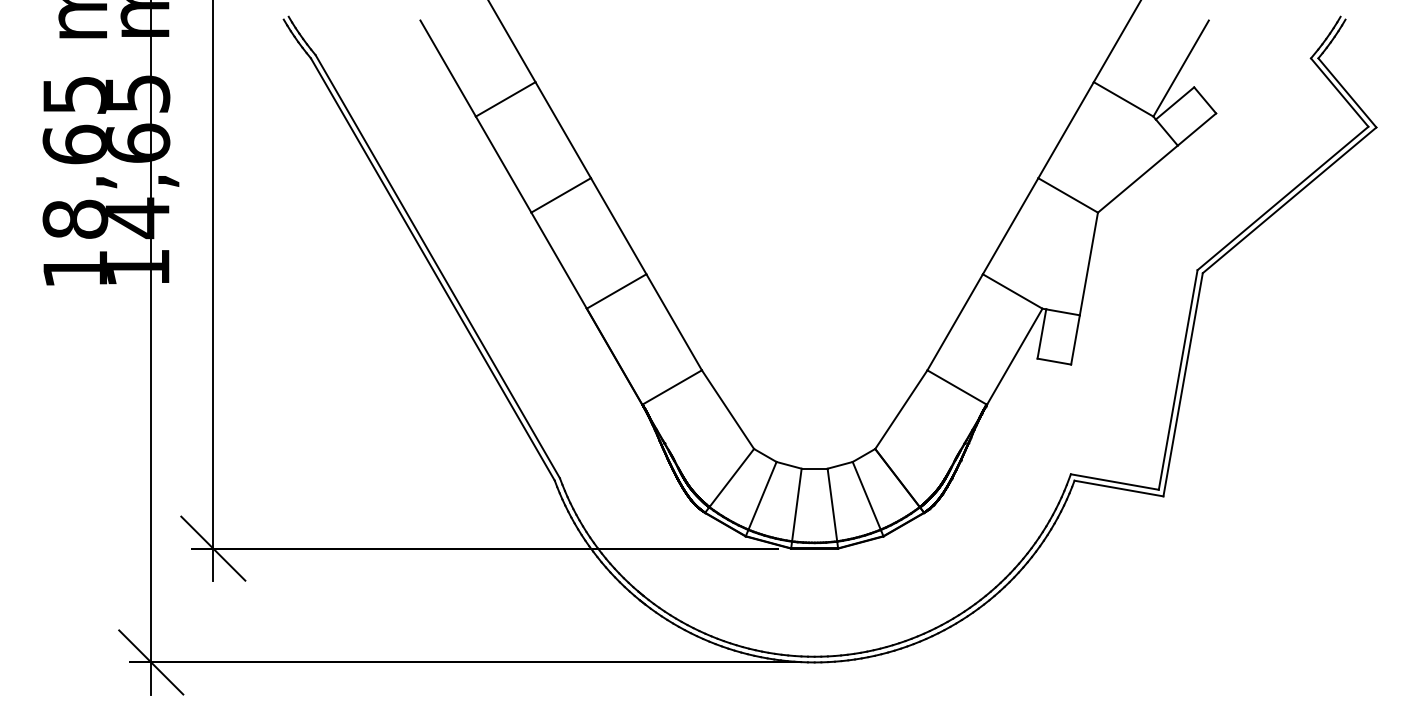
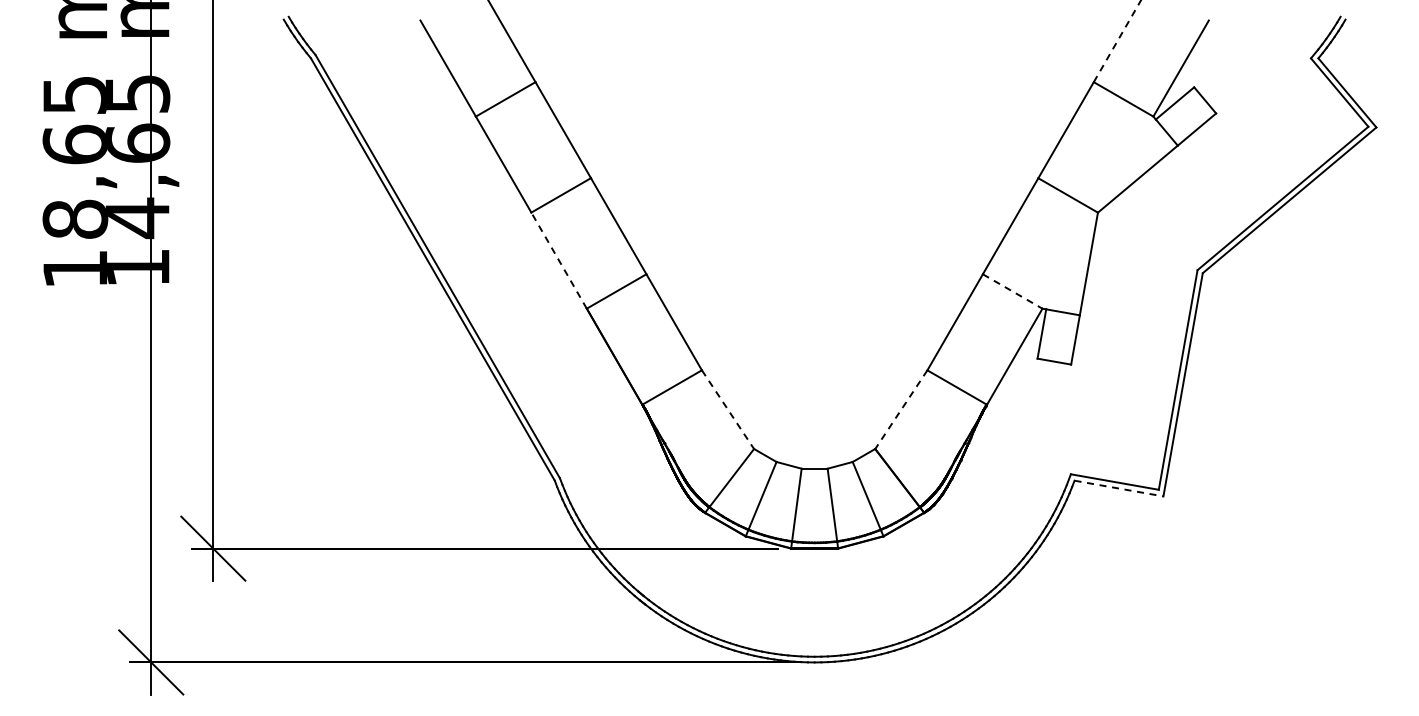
line: solid -> dashed (1117, 41)
line: solid -> dashed (558, 260)
line: solid -> dashed (1013, 291)
line: solid -> dashed (728, 410)
line: solid -> dashed (901, 410)
line: solid -> dashed (1119, 488)
